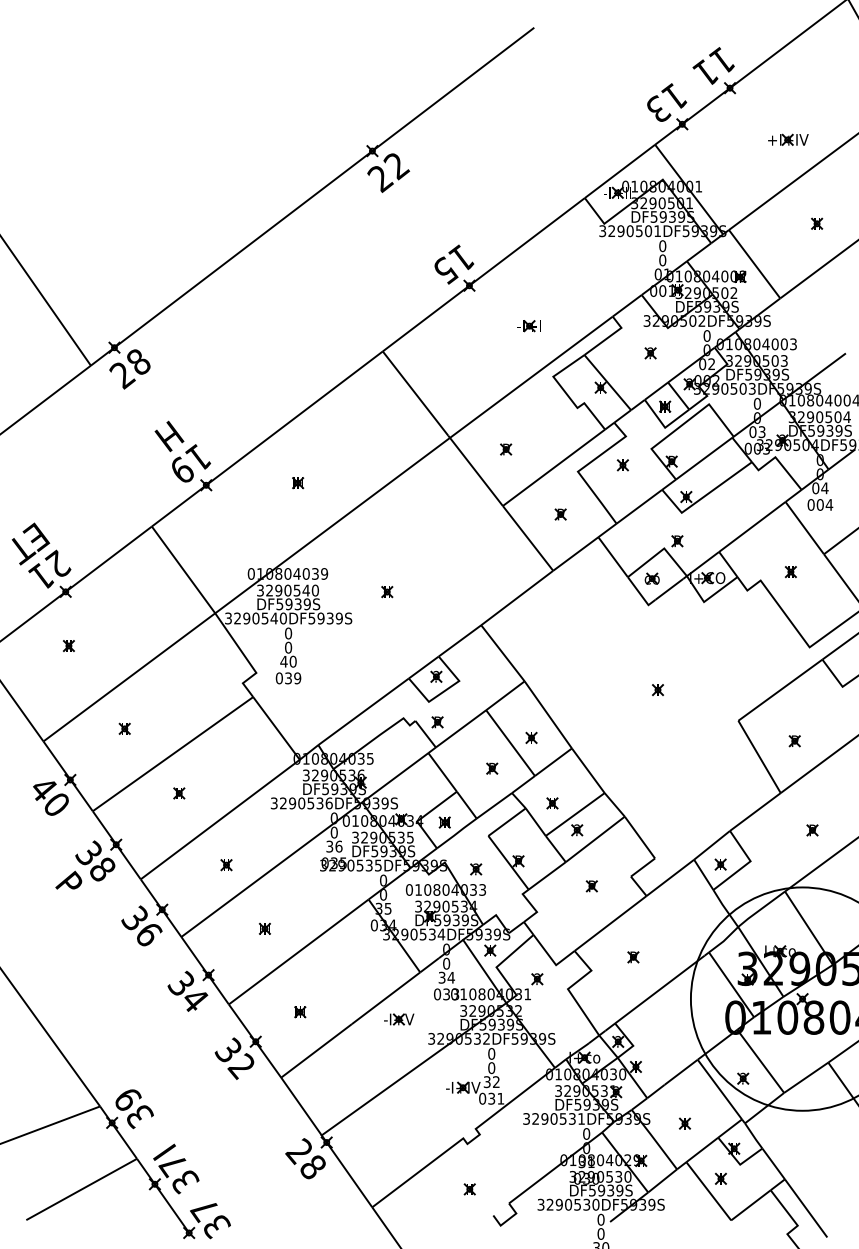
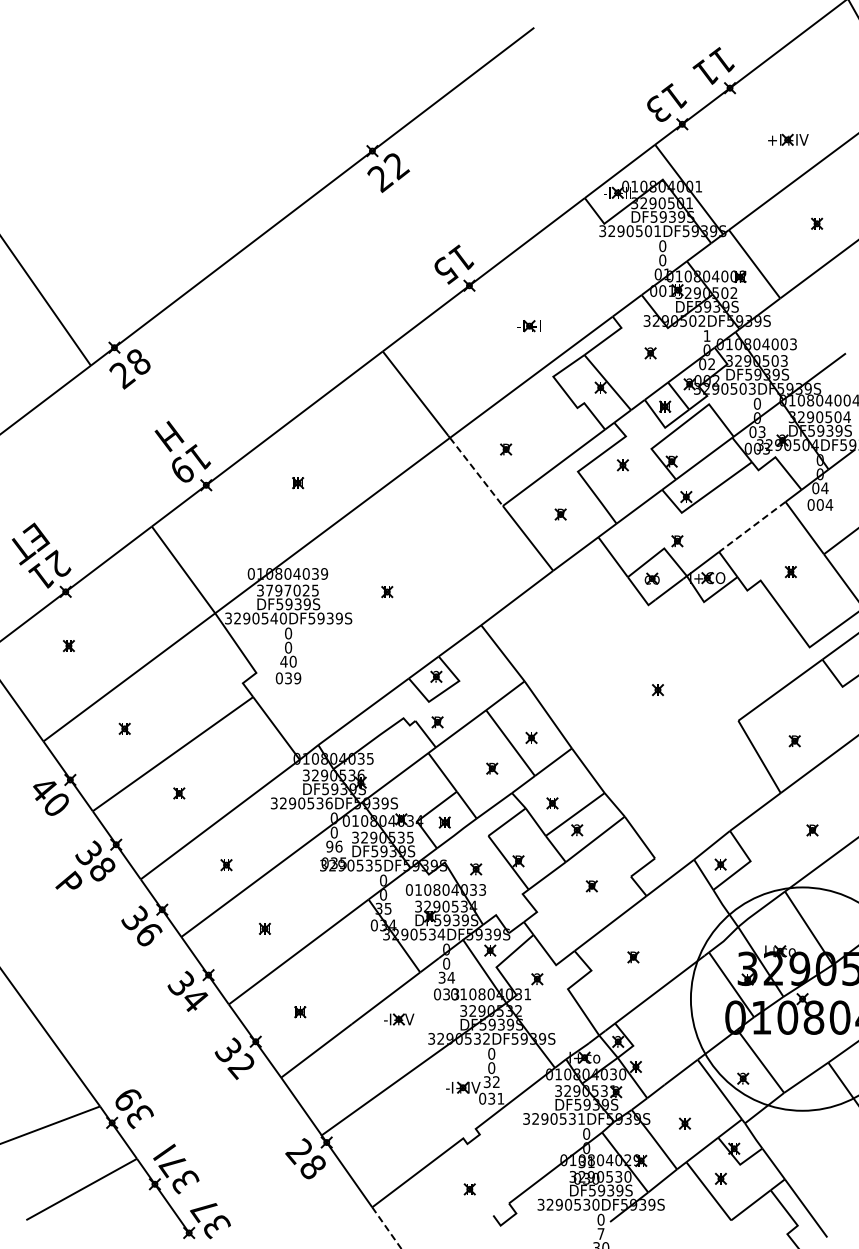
text: 0 -> 1 (706, 335)
line: solid -> dashed (476, 472)
line: solid -> dashed (752, 526)
text: 3290540 -> 3797025 (292, 590)
text: 36 -> 96 (329, 846)
line: solid -> dashed (387, 1228)
text: 0 -> 7 (600, 1233)
